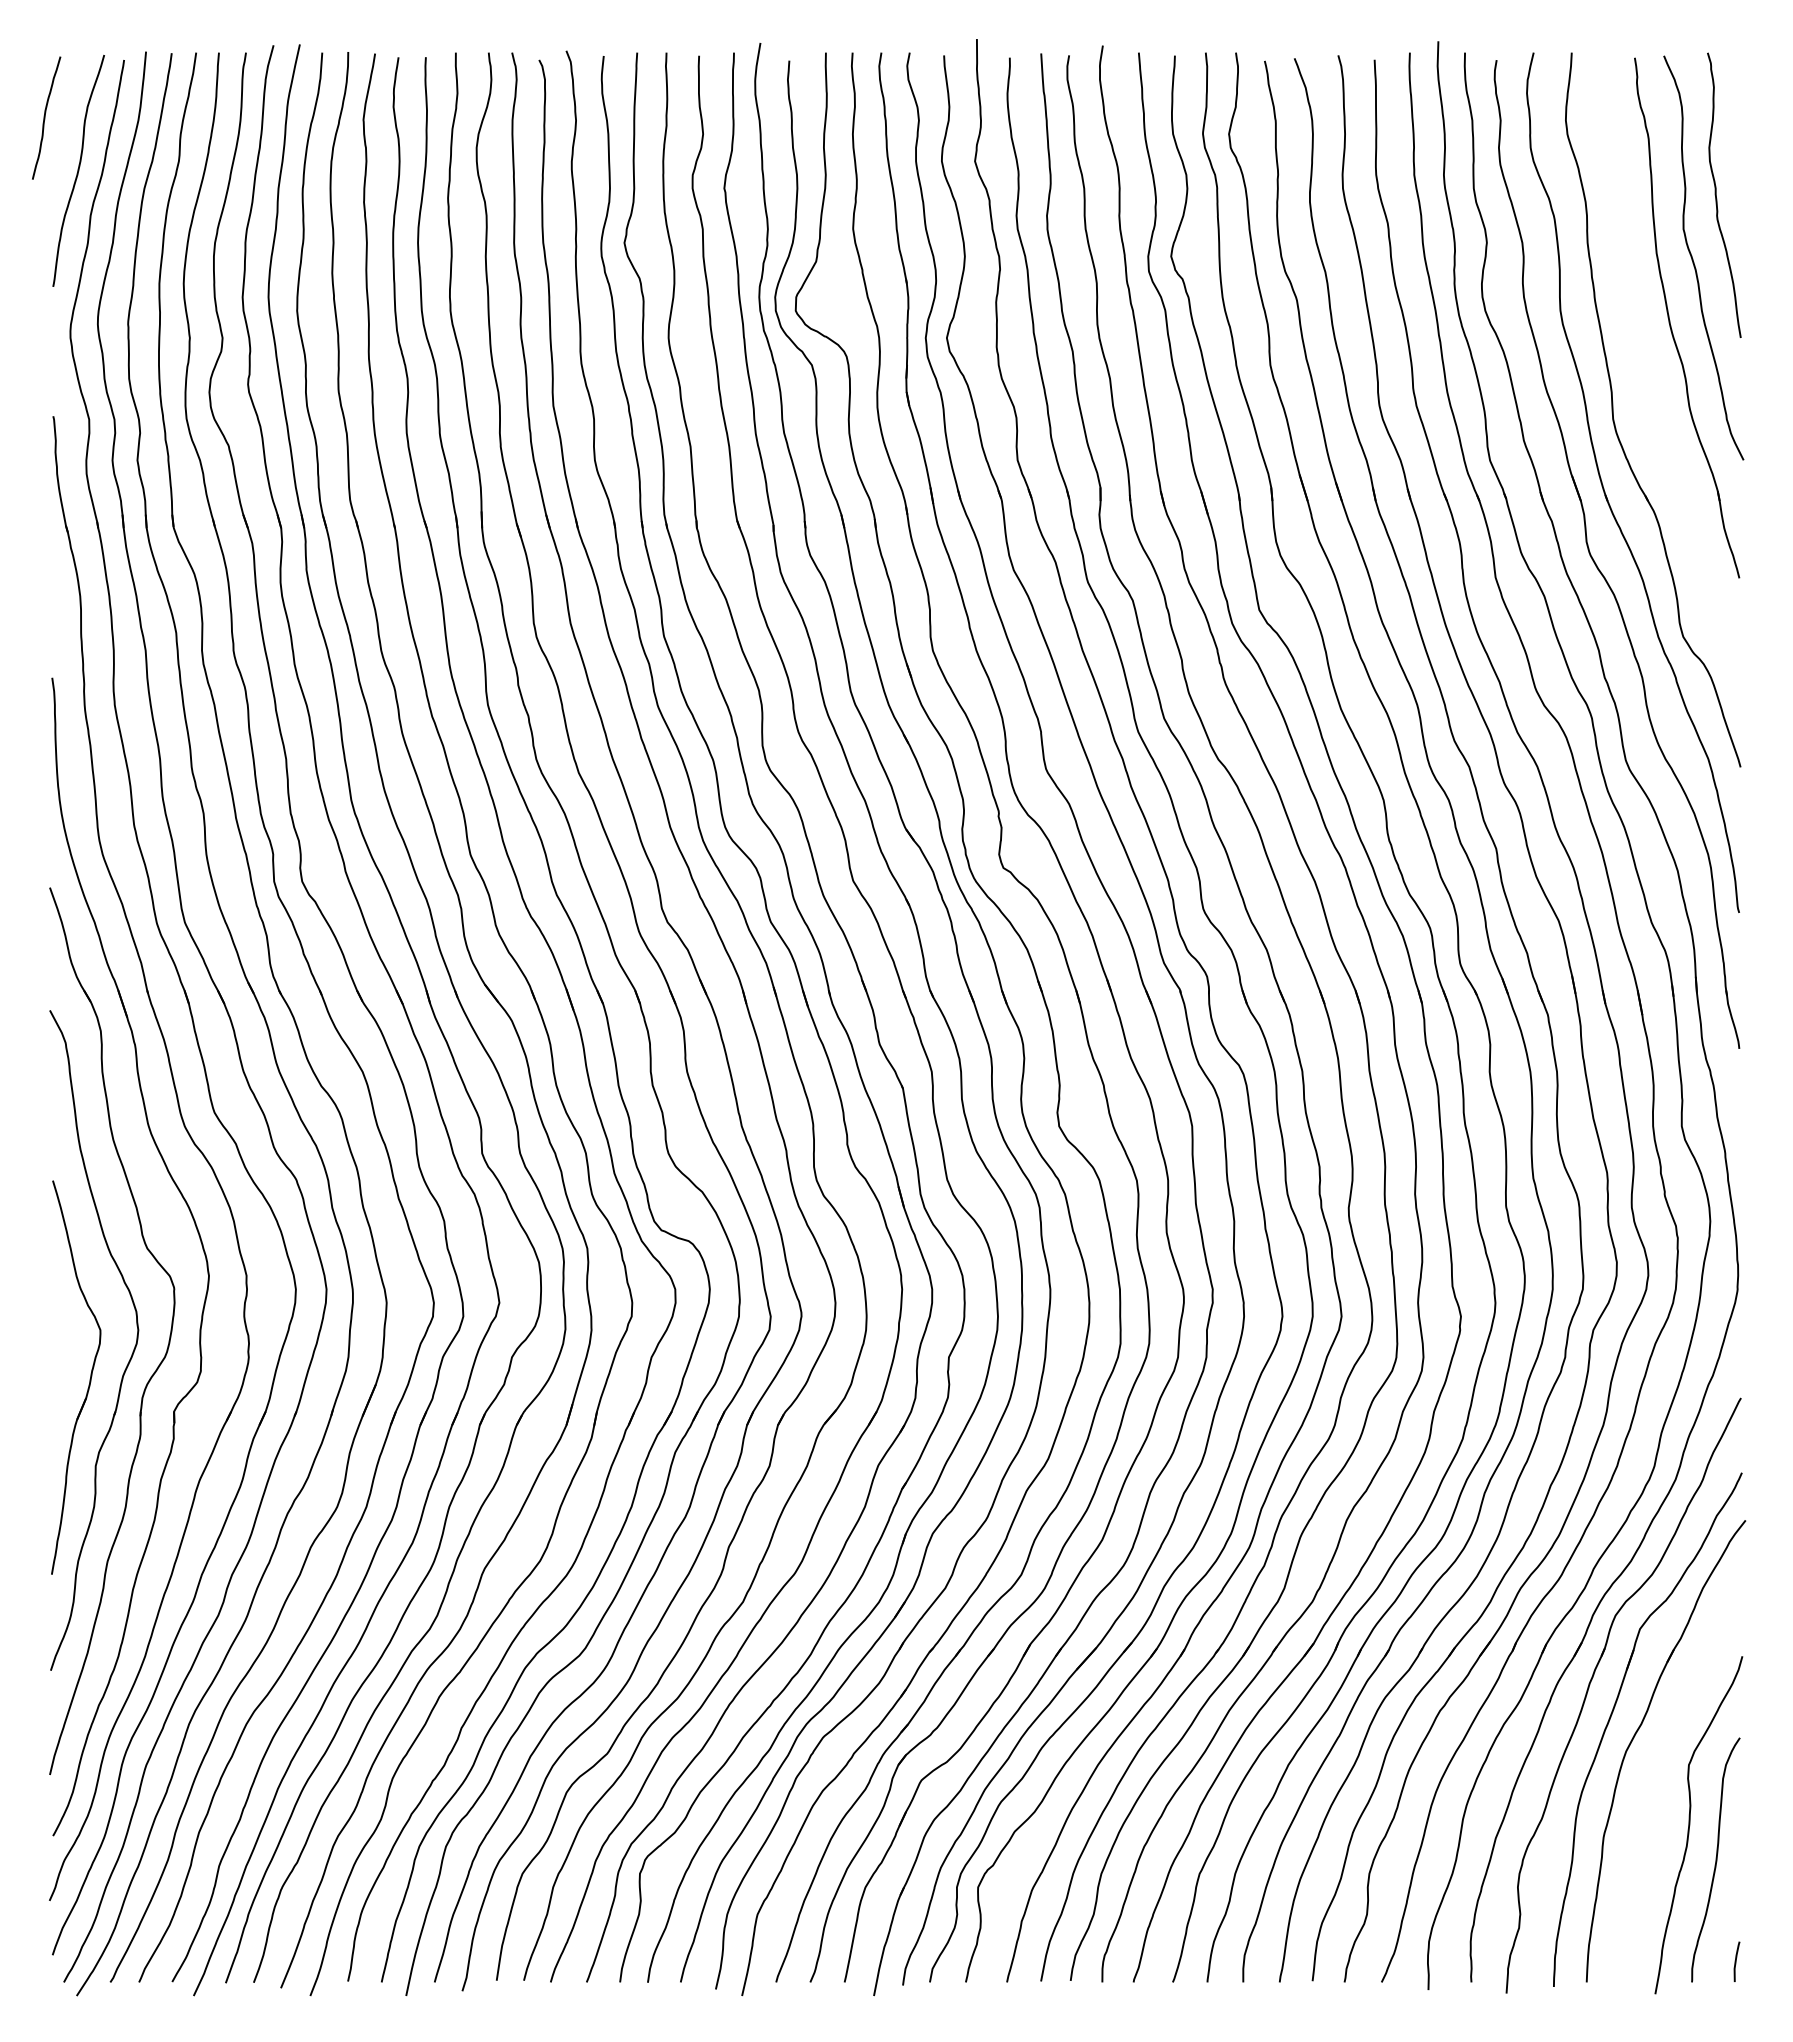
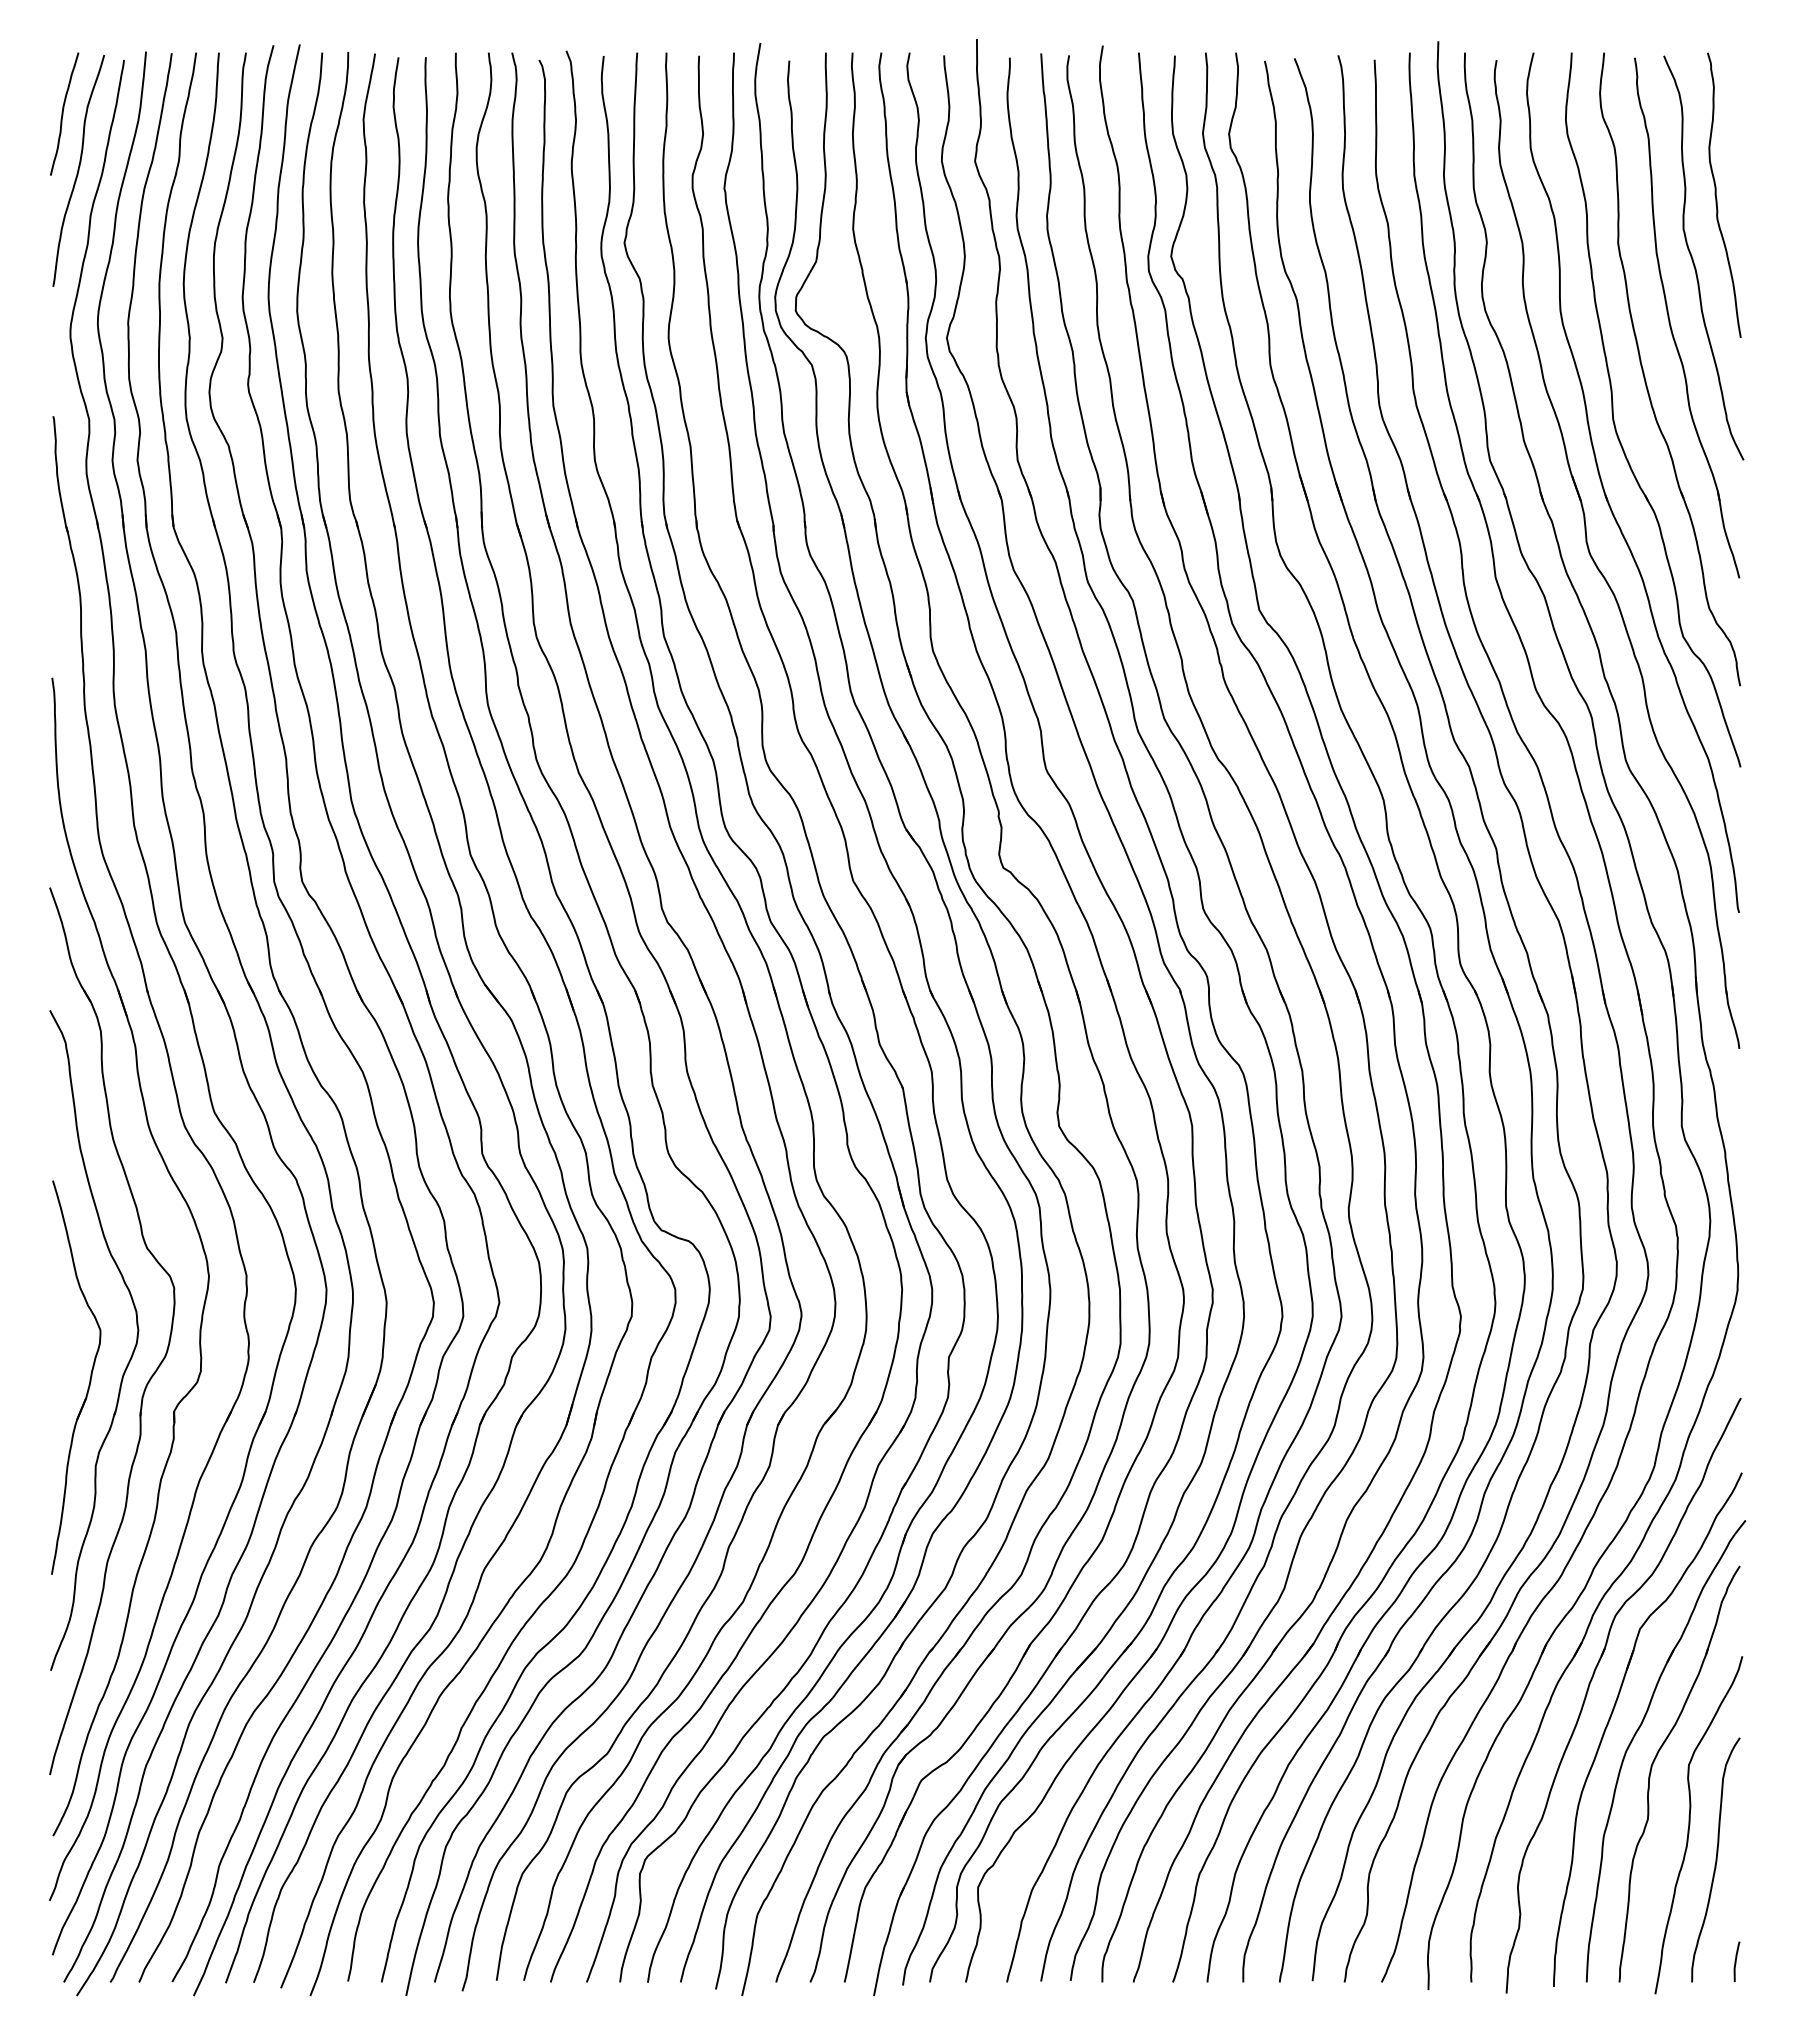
curve position: (45, 117) -> (63, 113) (63, 113)
part: none -> present (1645, 376)
part: none -> present (1655, 1760)
